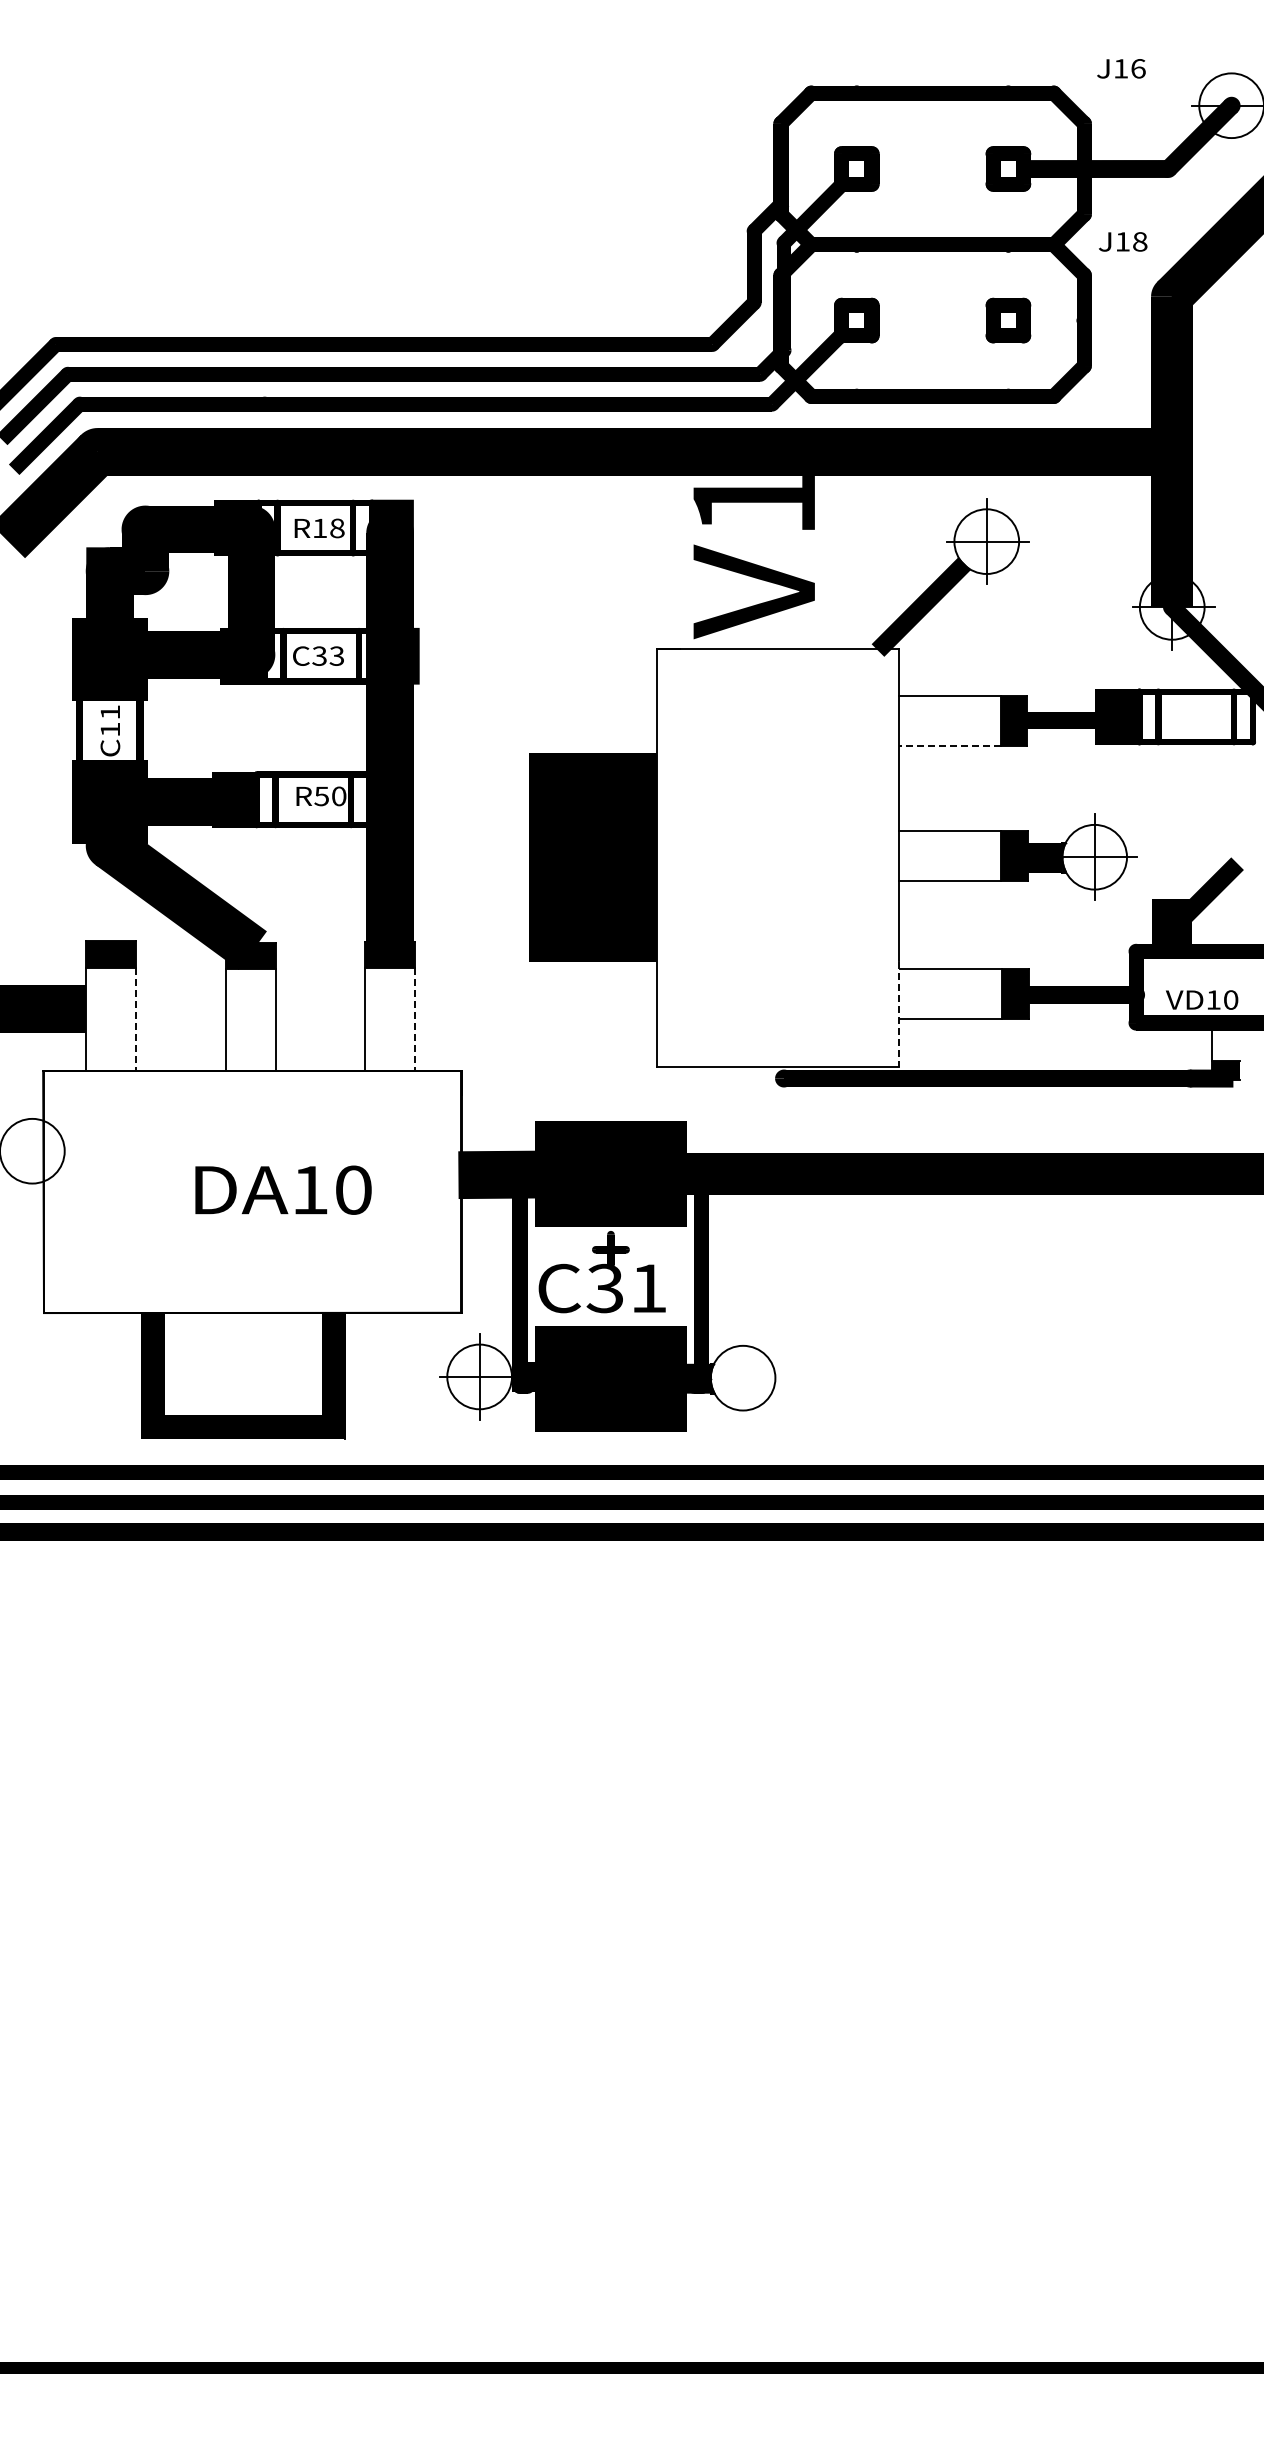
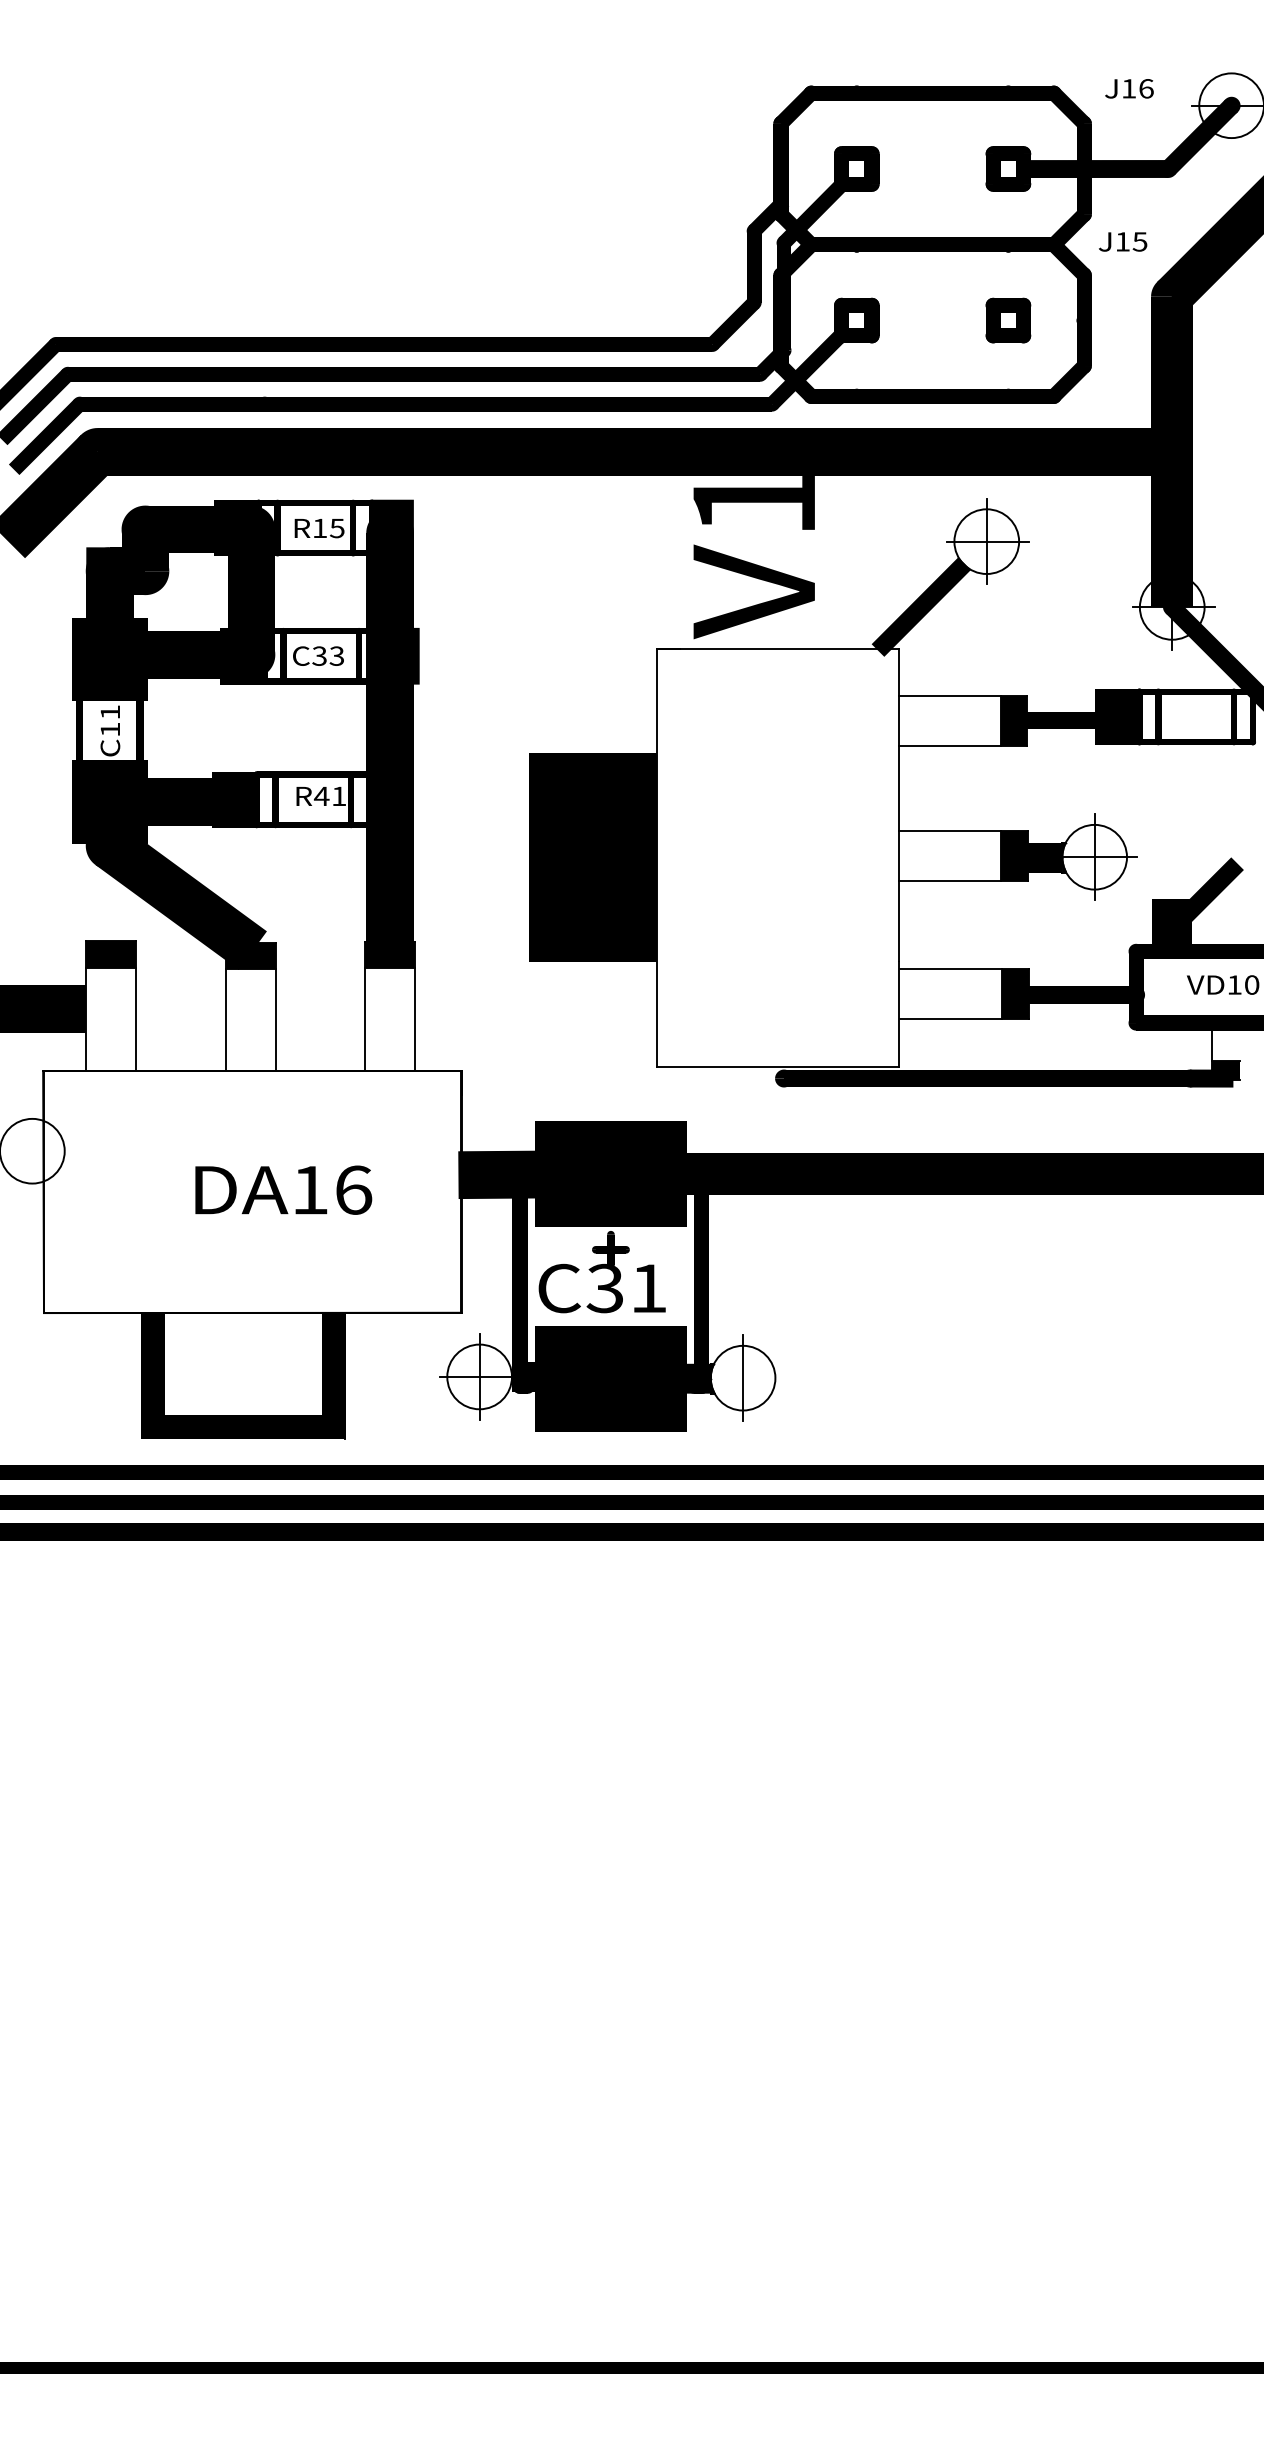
text position: (1121, 68) -> (1129, 88) (1129, 88)
text: J18 -> J15 (1139, 241)
text: R18 -> R15 (336, 528)
line: dashed -> solid (950, 745)
text: R50 -> R41 (329, 796)
text position: (1202, 999) -> (1223, 984) (1223, 984)
line: dashed -> solid (898, 1014)
line: dashed -> solid (136, 1018)
line: dashed -> solid (415, 1018)
text: DA10 -> DA16 (354, 1189)
line: none -> present (743, 1377)
